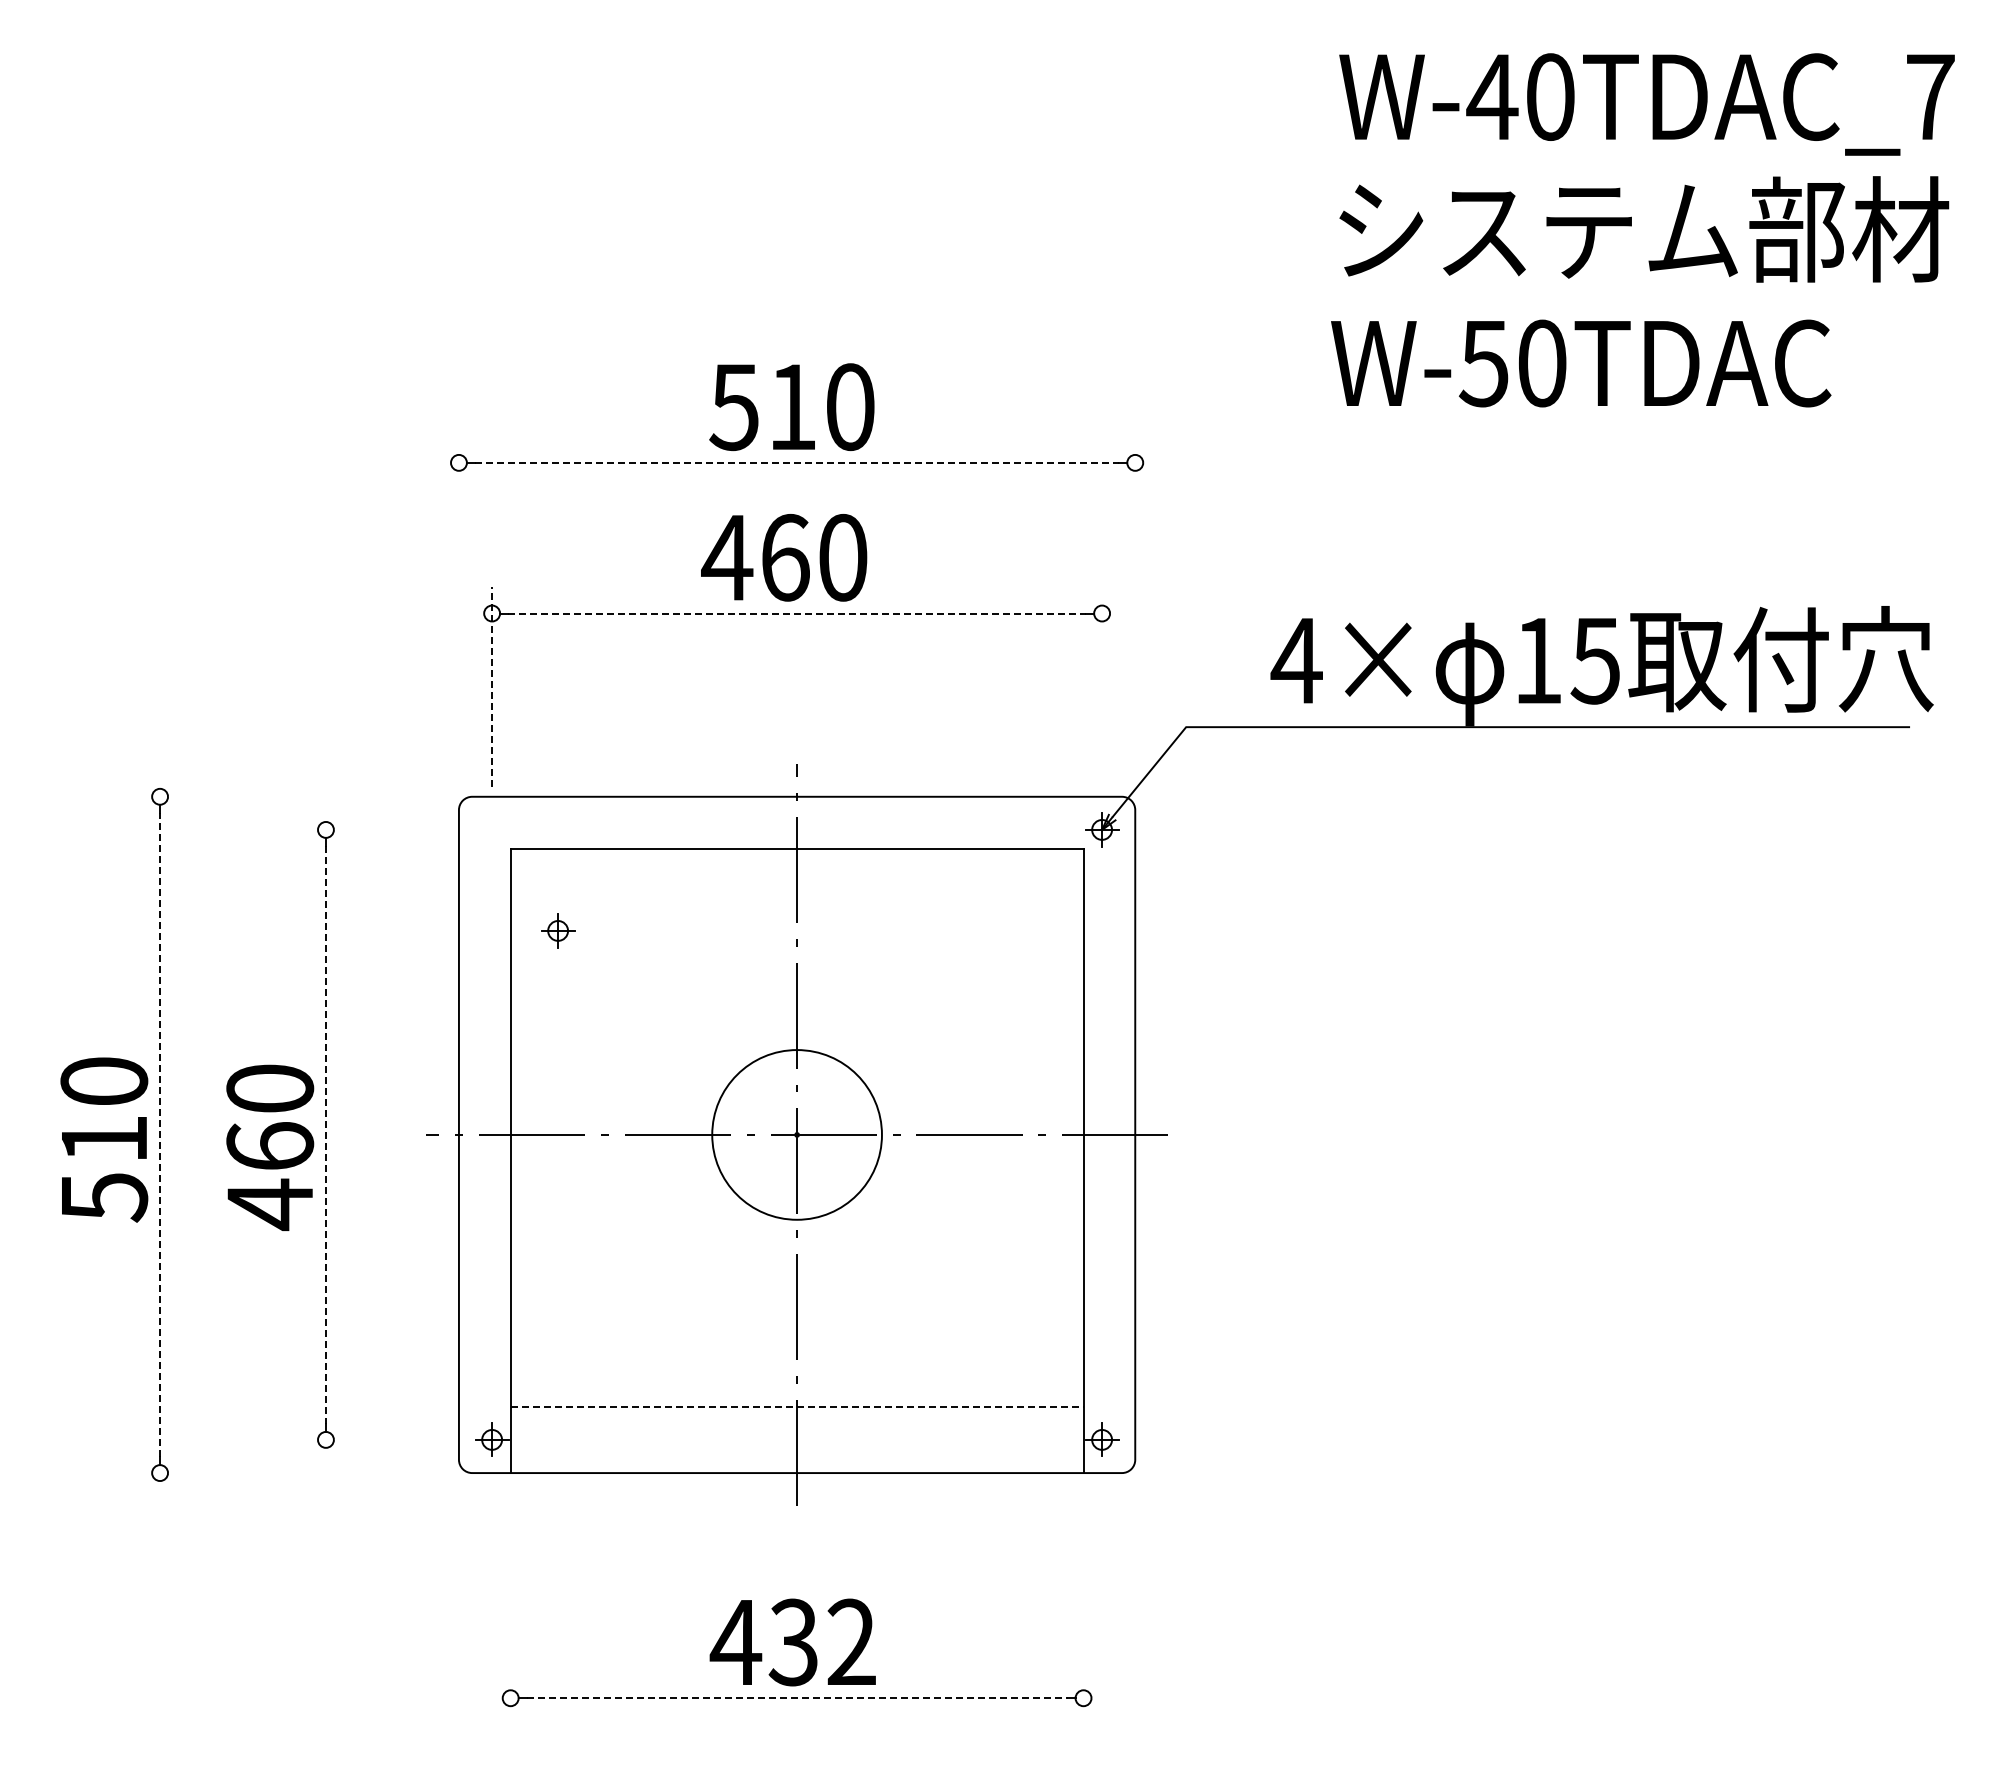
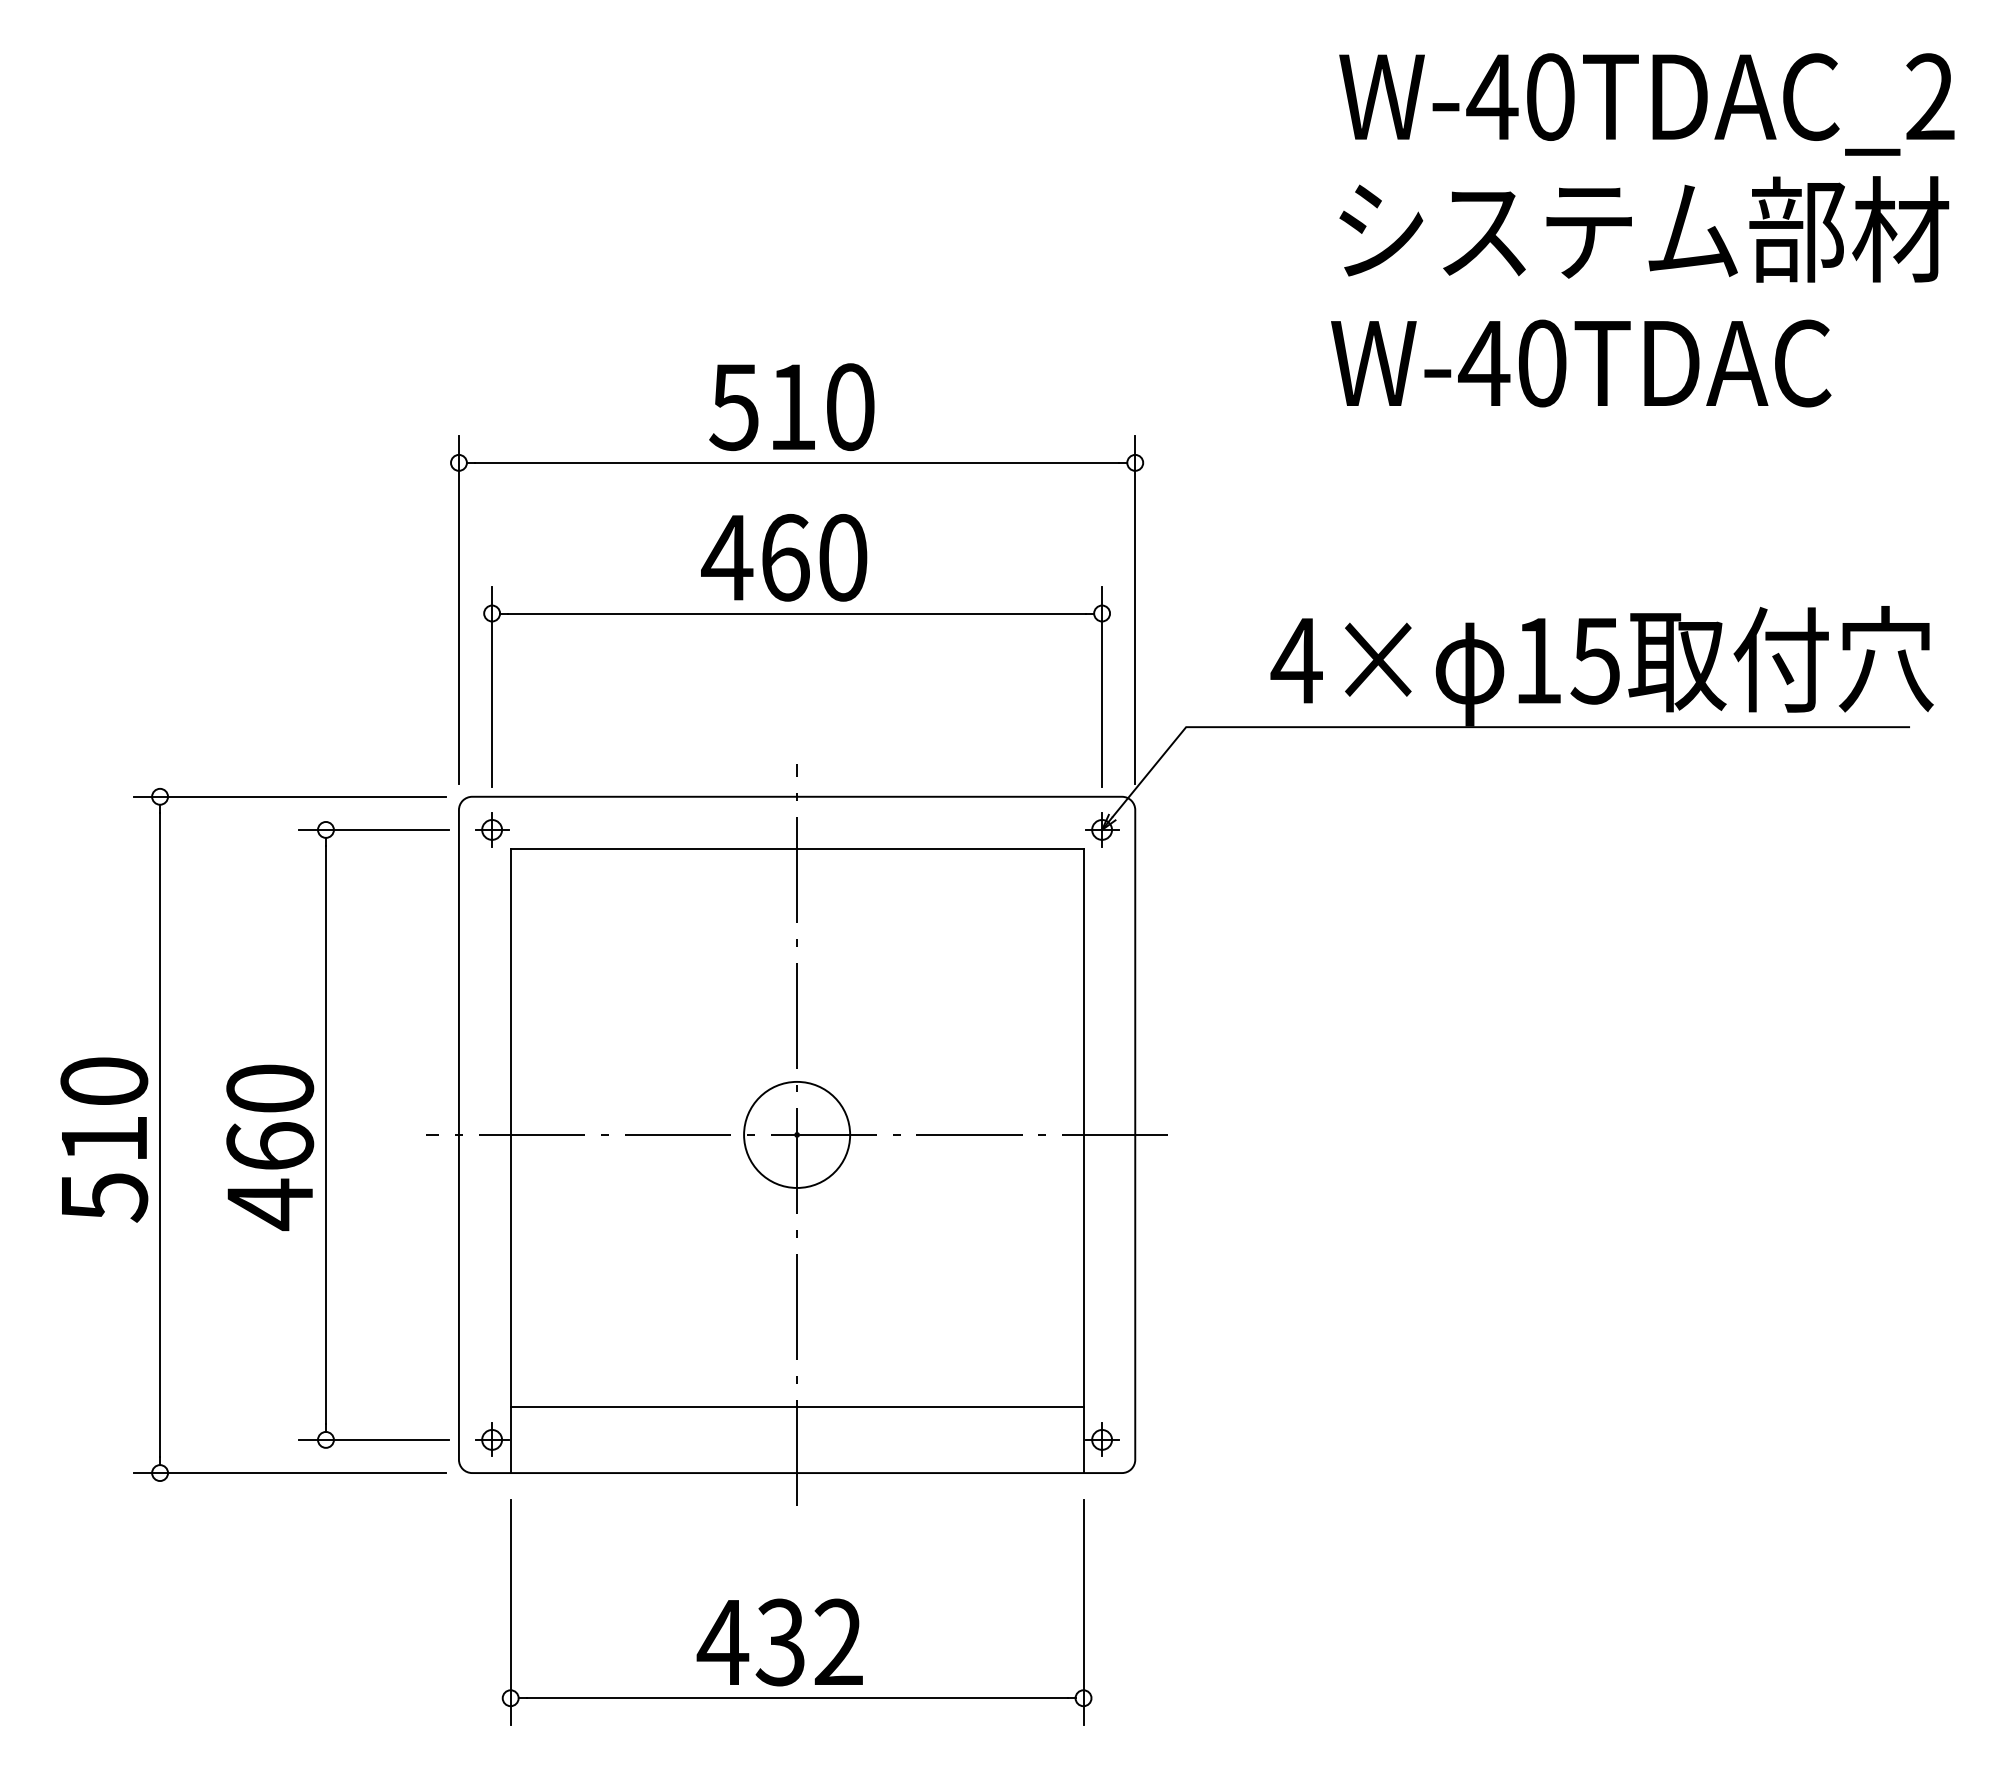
text: W-40TDAC_7 -> W-40TDAC_2 (1930, 96)
text: W-50TDAC -> W-40TDAC (1484, 364)
line: dashed -> solid (797, 462)
line: none -> present (458, 609)
line: none -> present (1135, 609)
line: dashed -> solid (797, 613)
line: dashed -> solid (492, 686)
line: none -> present (1102, 686)
line: none -> present (289, 796)
line: none -> present (374, 829)
part position: (558, 930) -> (492, 829) (492, 829)
line: dashed -> solid (160, 1134)
circle diameter: 170 px -> 106 px (797, 1134)
line: dashed -> solid (325, 1135)
line: dashed -> solid (797, 1406)
line: none -> present (374, 1439)
line: none -> present (289, 1473)
line: none -> present (510, 1611)
line: none -> present (1083, 1611)
text position: (792, 1642) -> (779, 1642) (779, 1642)
line: dashed -> solid (797, 1698)
